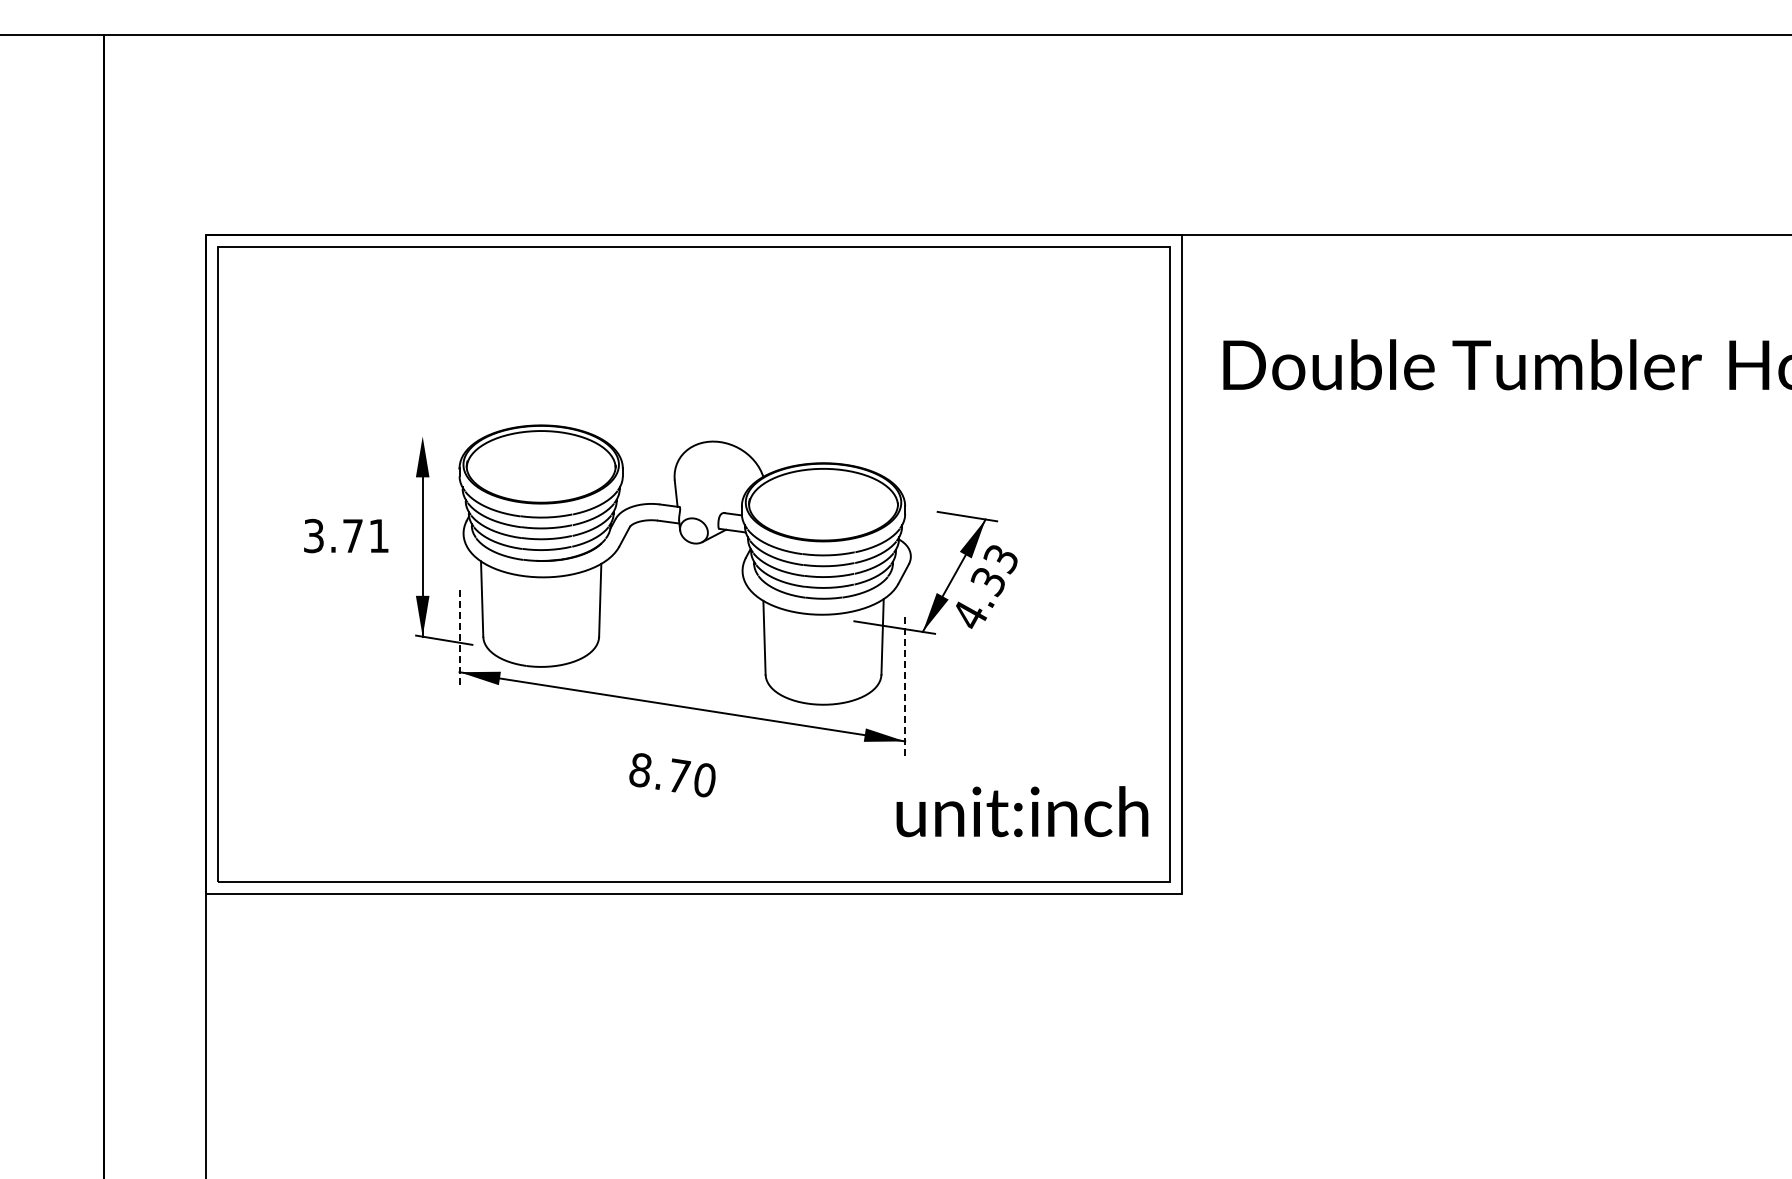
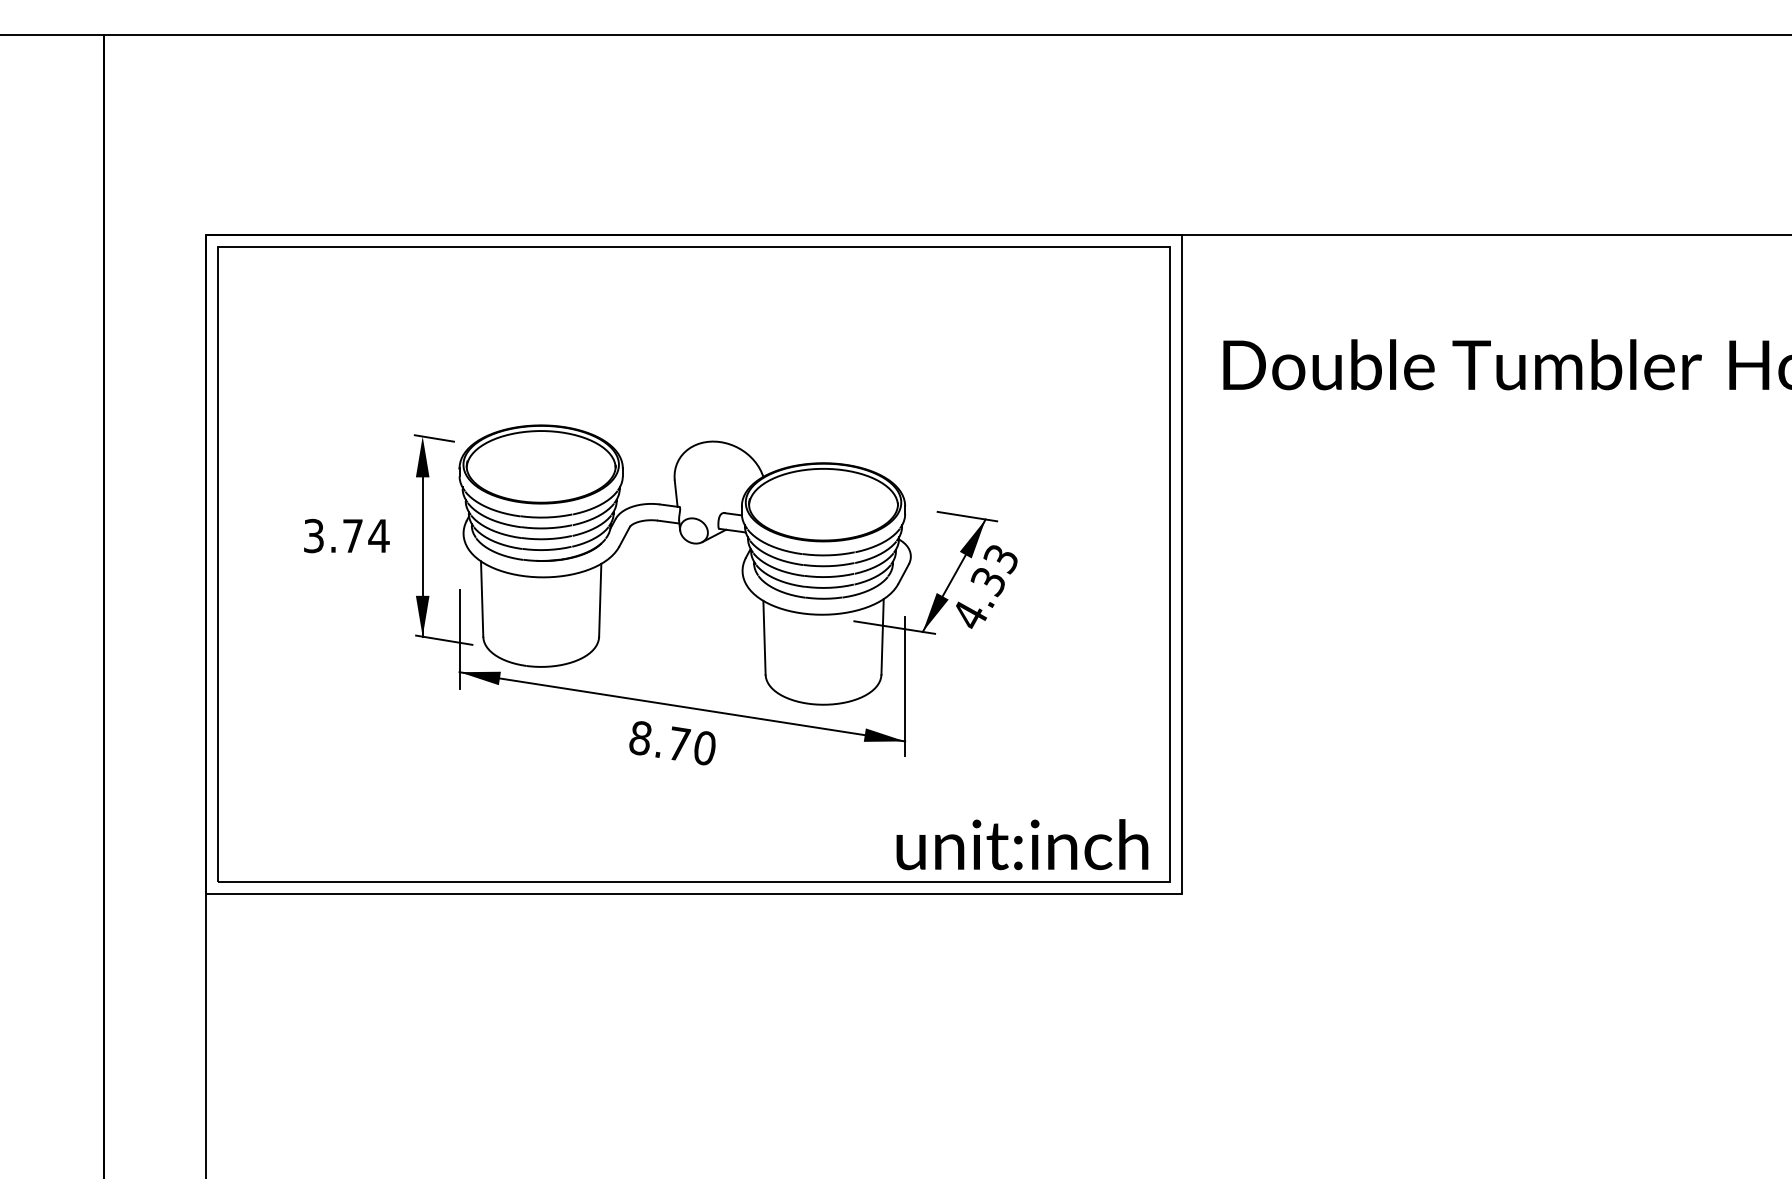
line: none -> present (434, 438)
text: 3.71 -> 3.74 (378, 535)
line: dashed -> solid (459, 639)
line: dashed -> solid (905, 686)
text position: (672, 775) -> (672, 743) (672, 743)
text position: (1022, 811) -> (1022, 844) (1022, 844)
